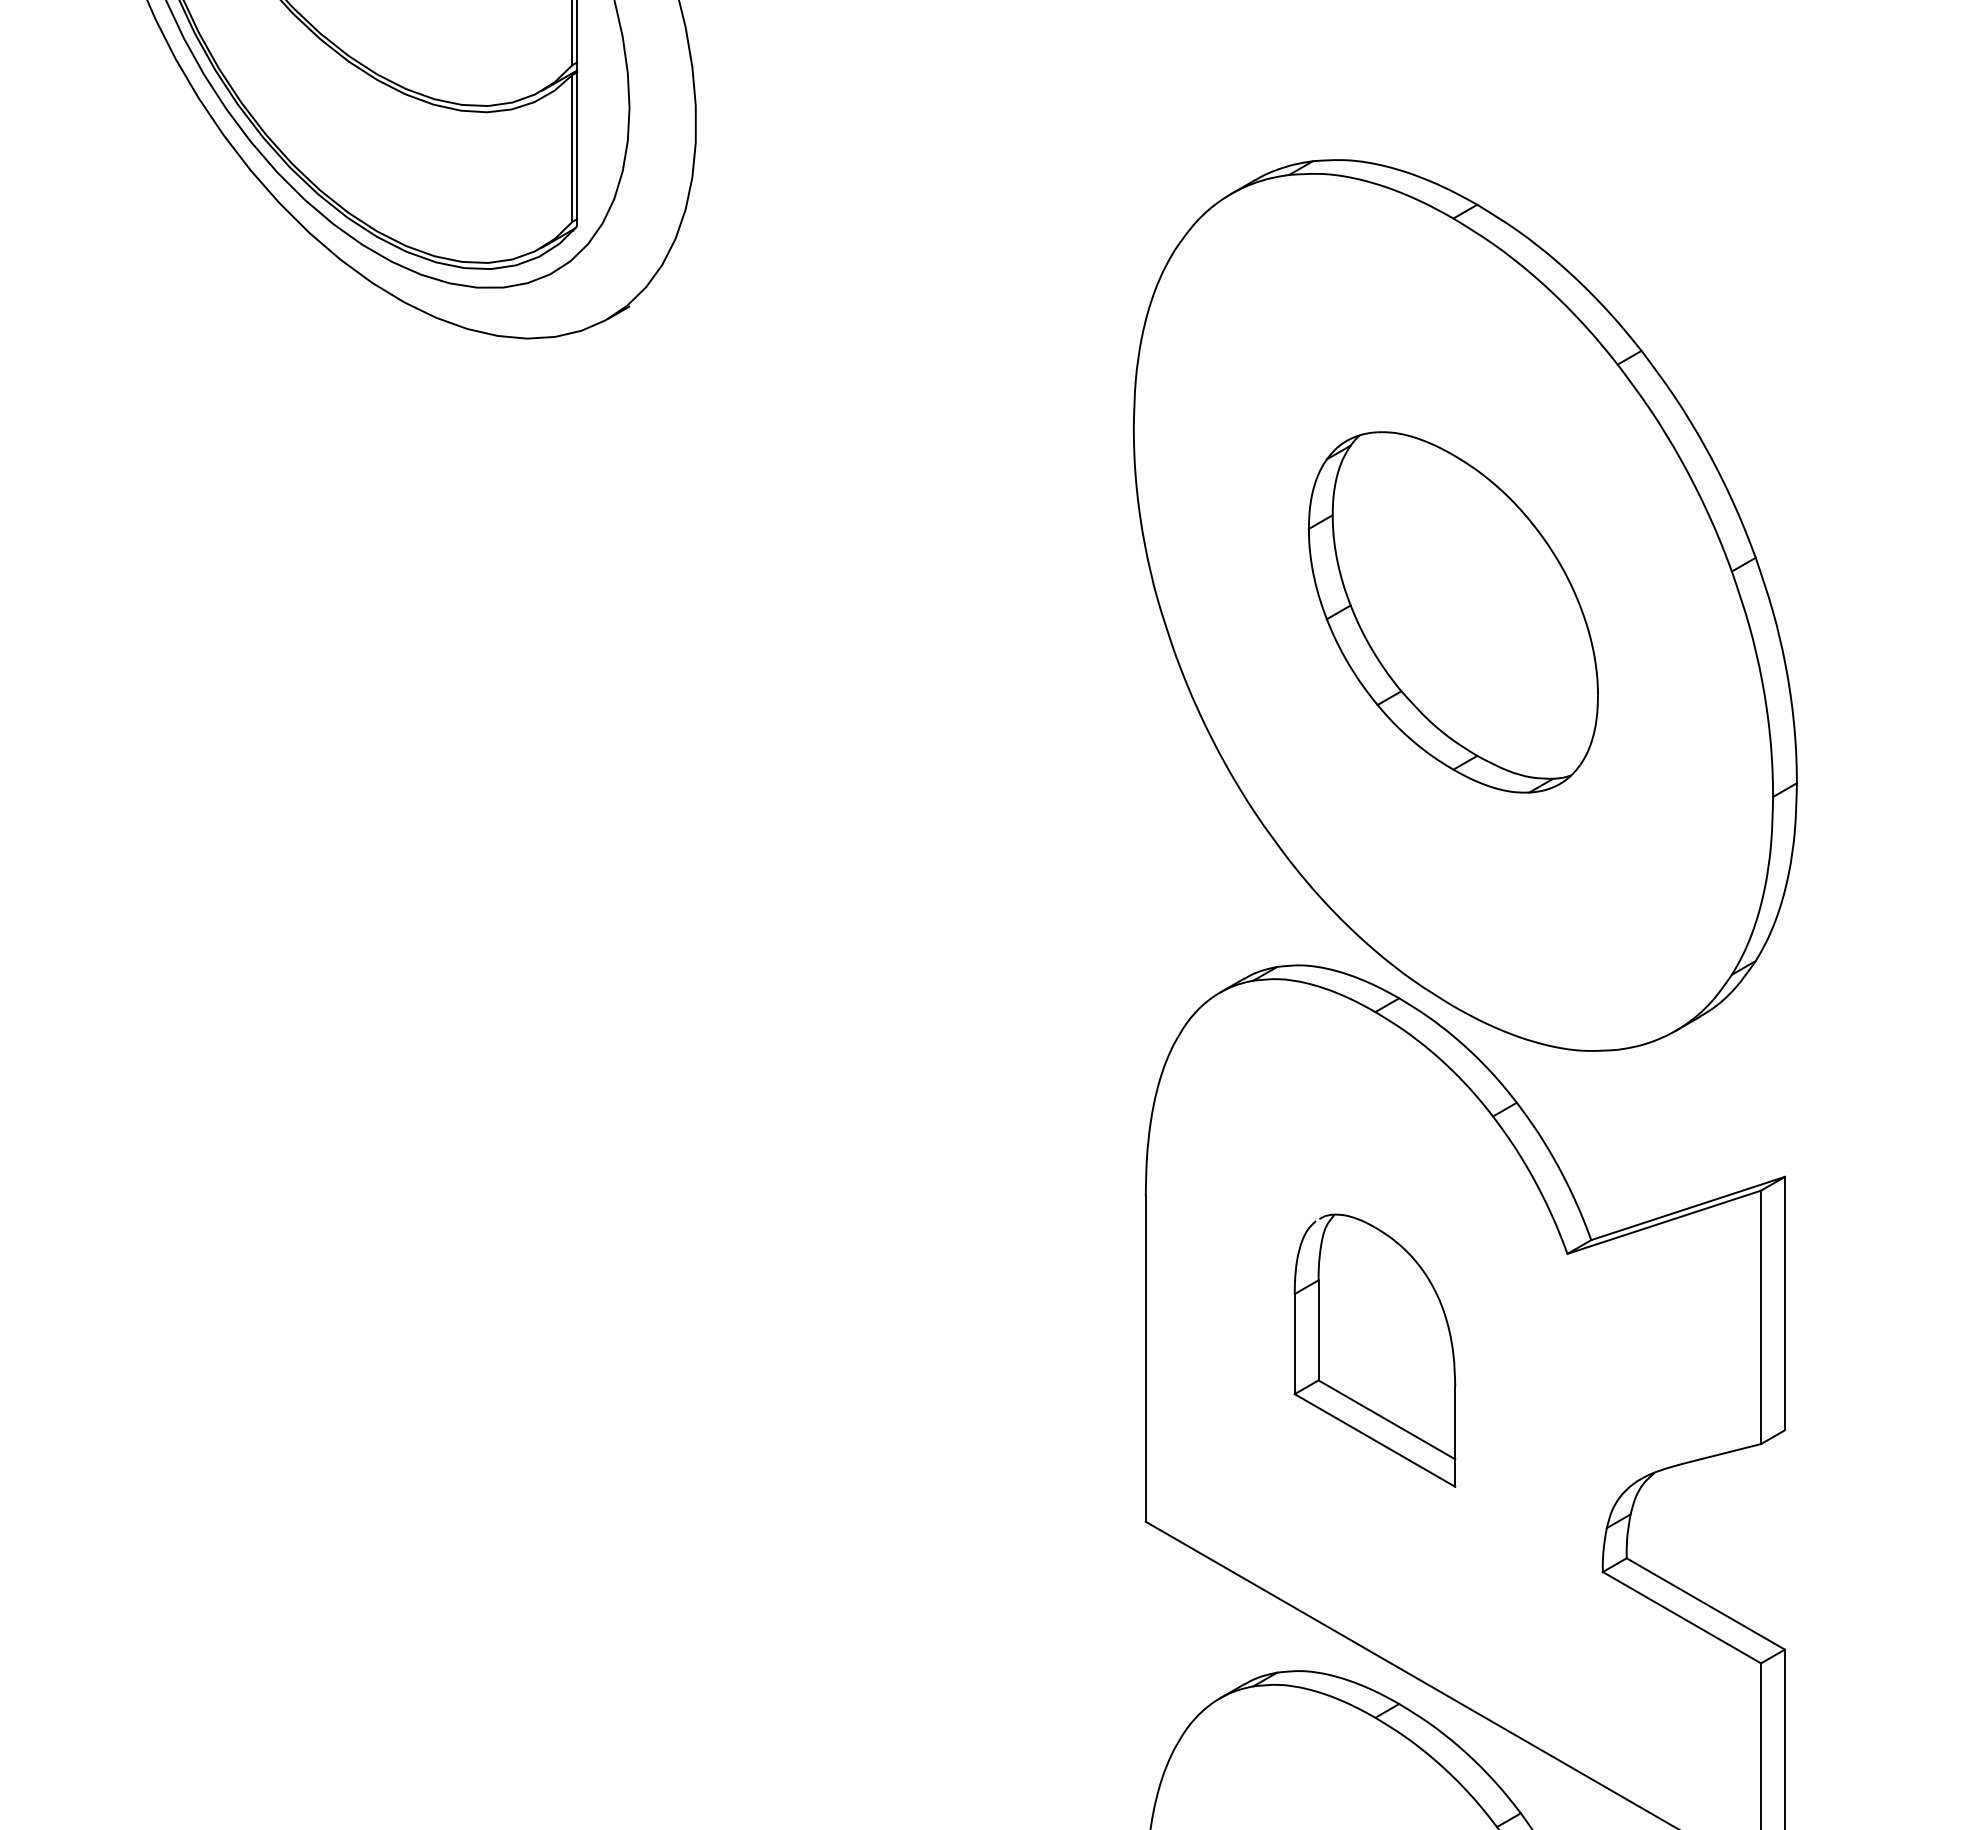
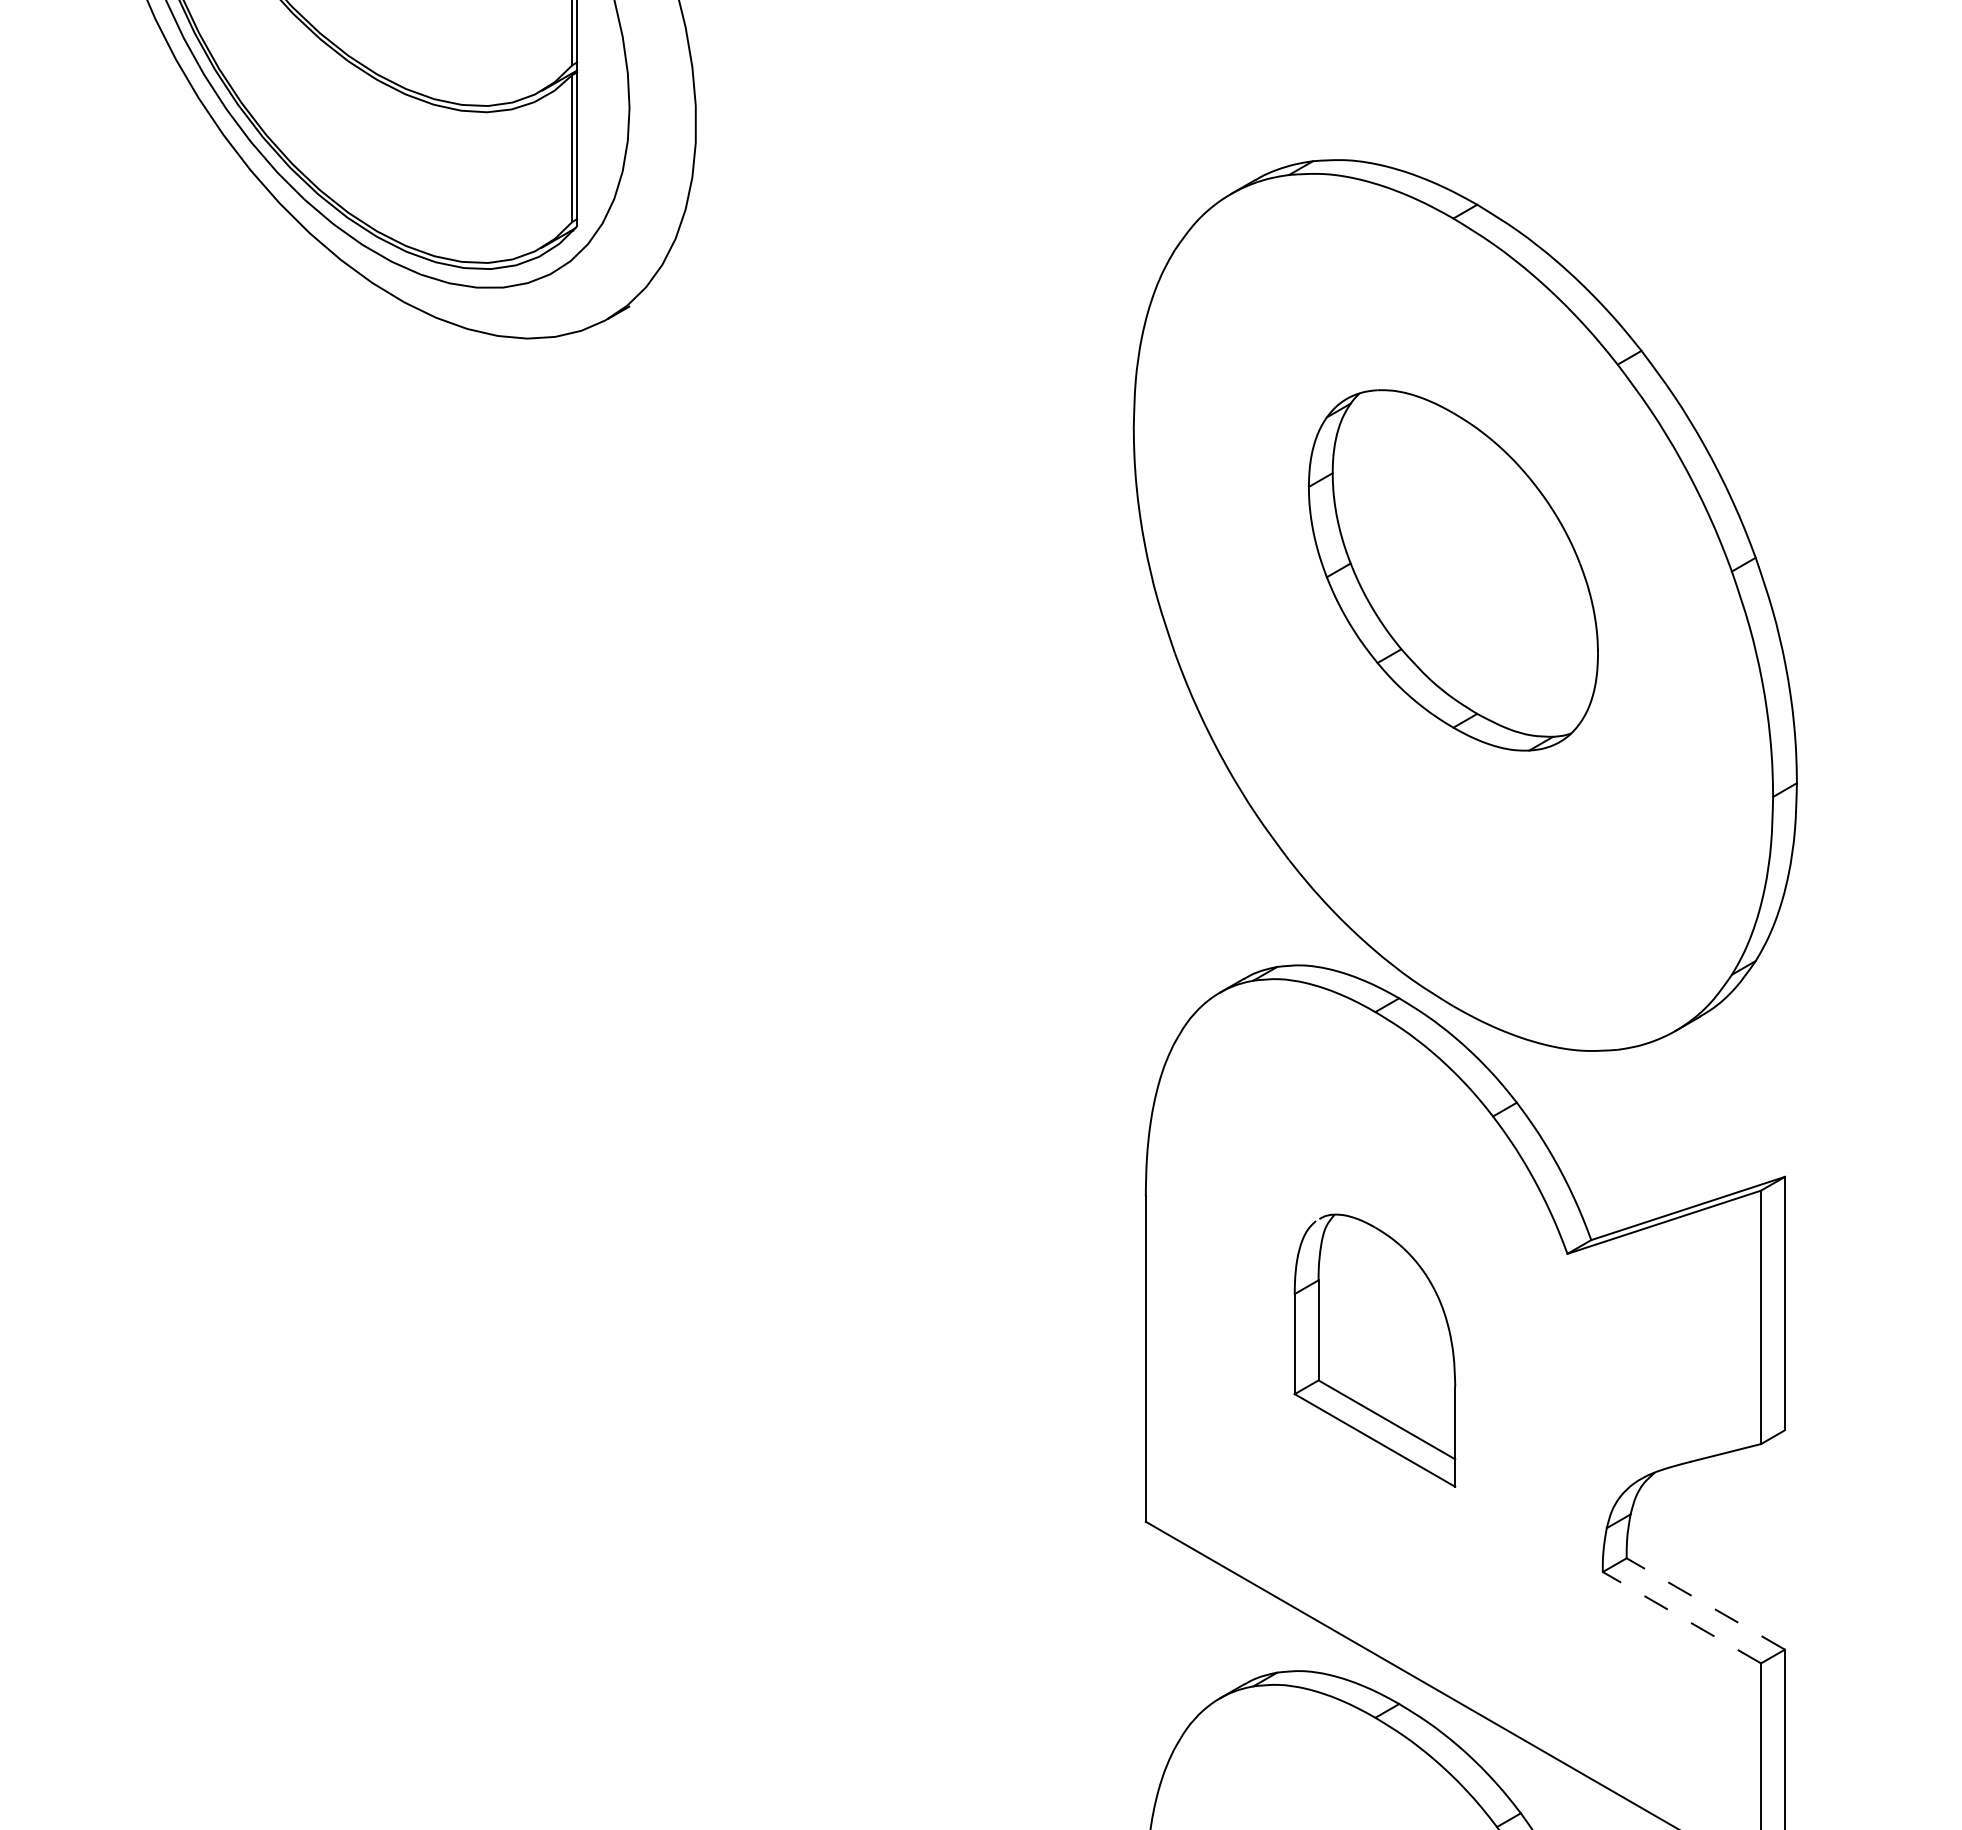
part position: (1452, 612) -> (1452, 570) (1452, 570)
line: solid -> dashed (1705, 1603)
line: solid -> dashed (1681, 1617)
